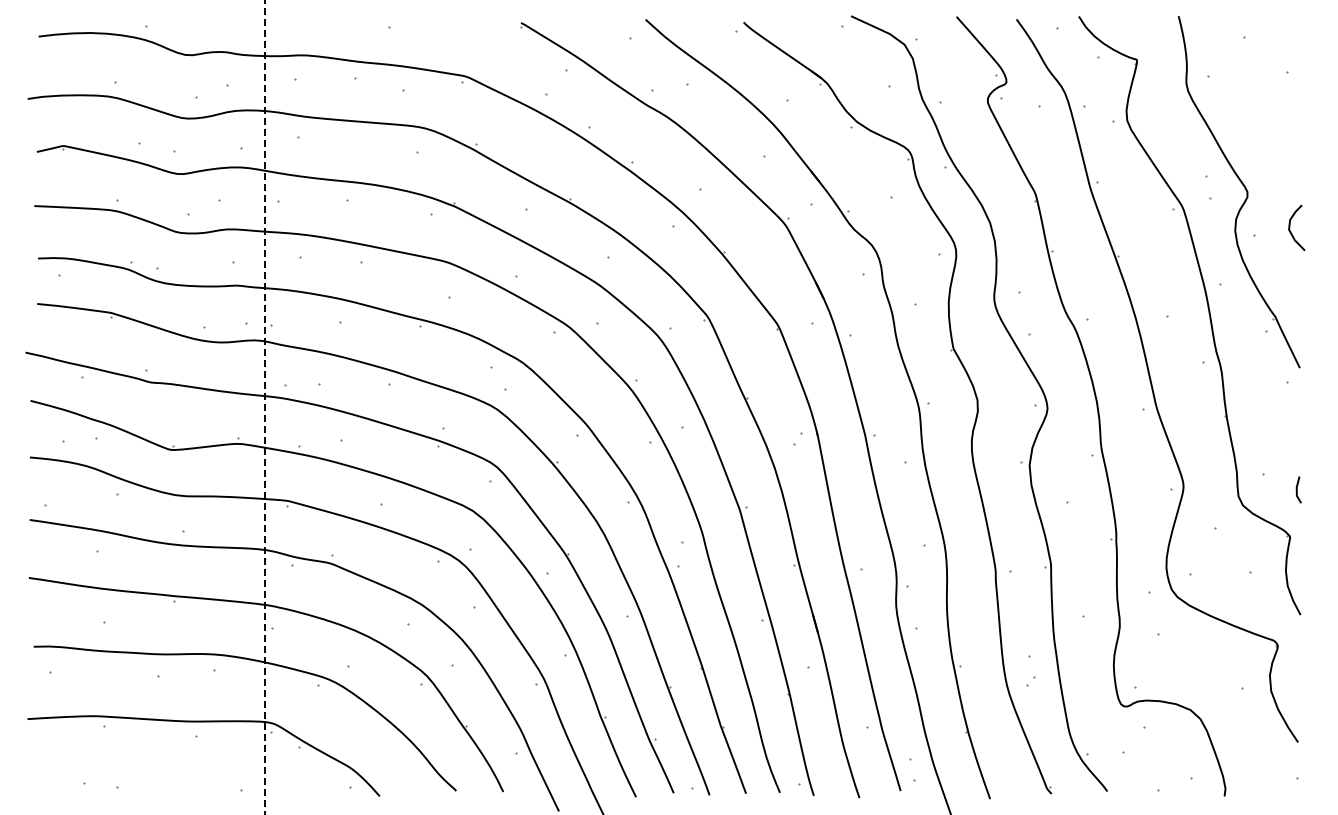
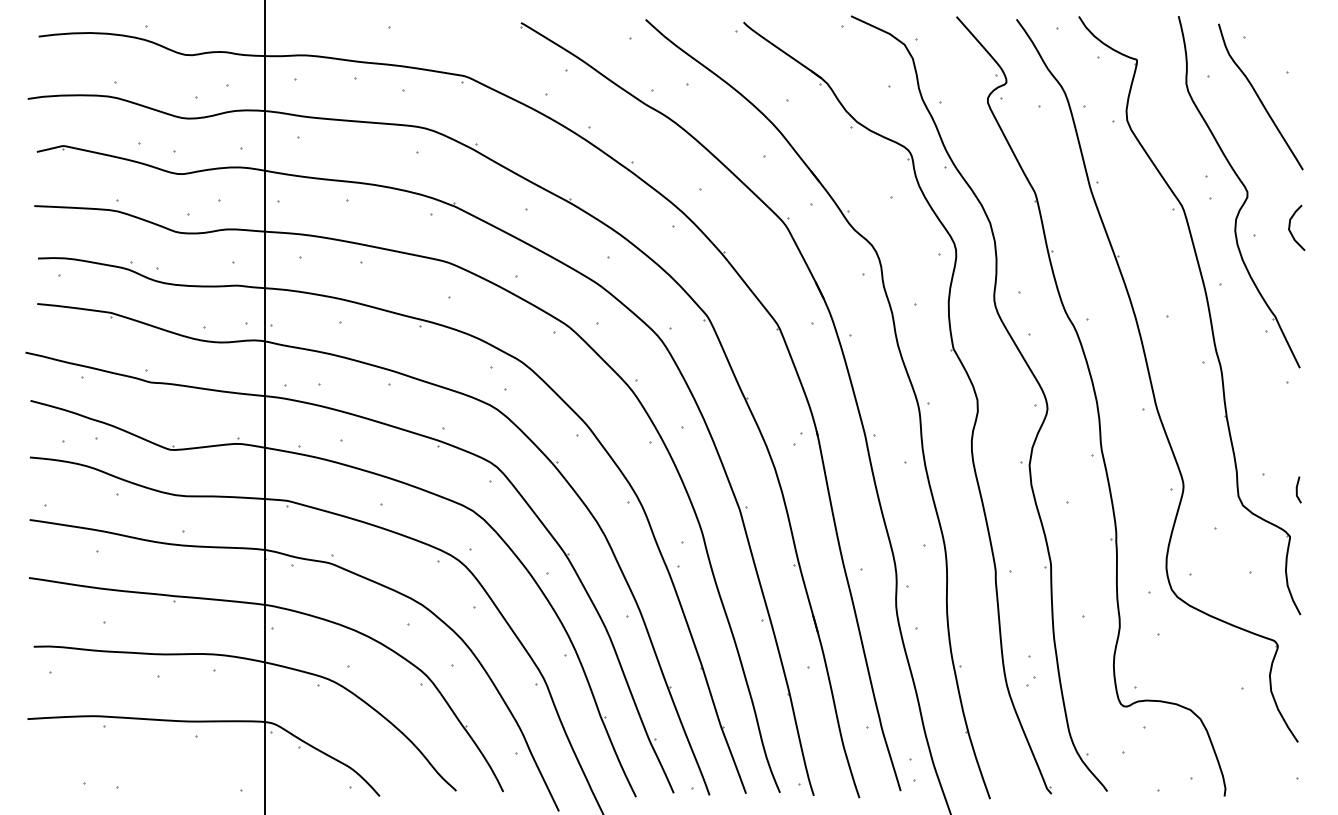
curve: none -> present (1259, 96)
line: dashed -> solid (264, 406)
